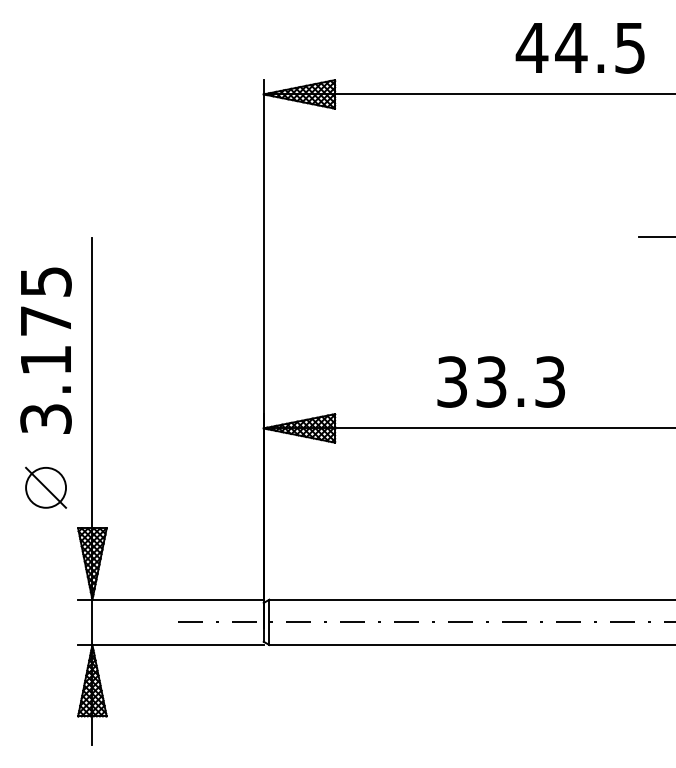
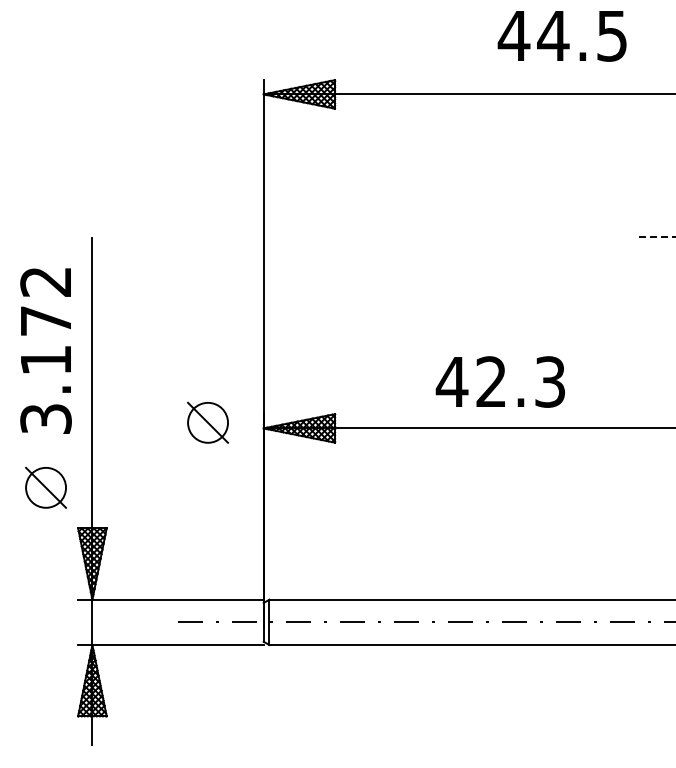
text position: (579, 48) -> (561, 36) (561, 36)
line: solid -> dashed (657, 237)
text: 3.175 -> 3.172 (45, 281)
text: 33.3 -> 42.3 (470, 381)
part: none -> present (208, 422)
